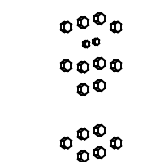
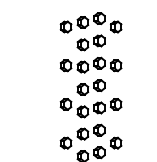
part size: 19x12 px -> 30x18 px (90, 42)
part: none -> present (90, 108)
